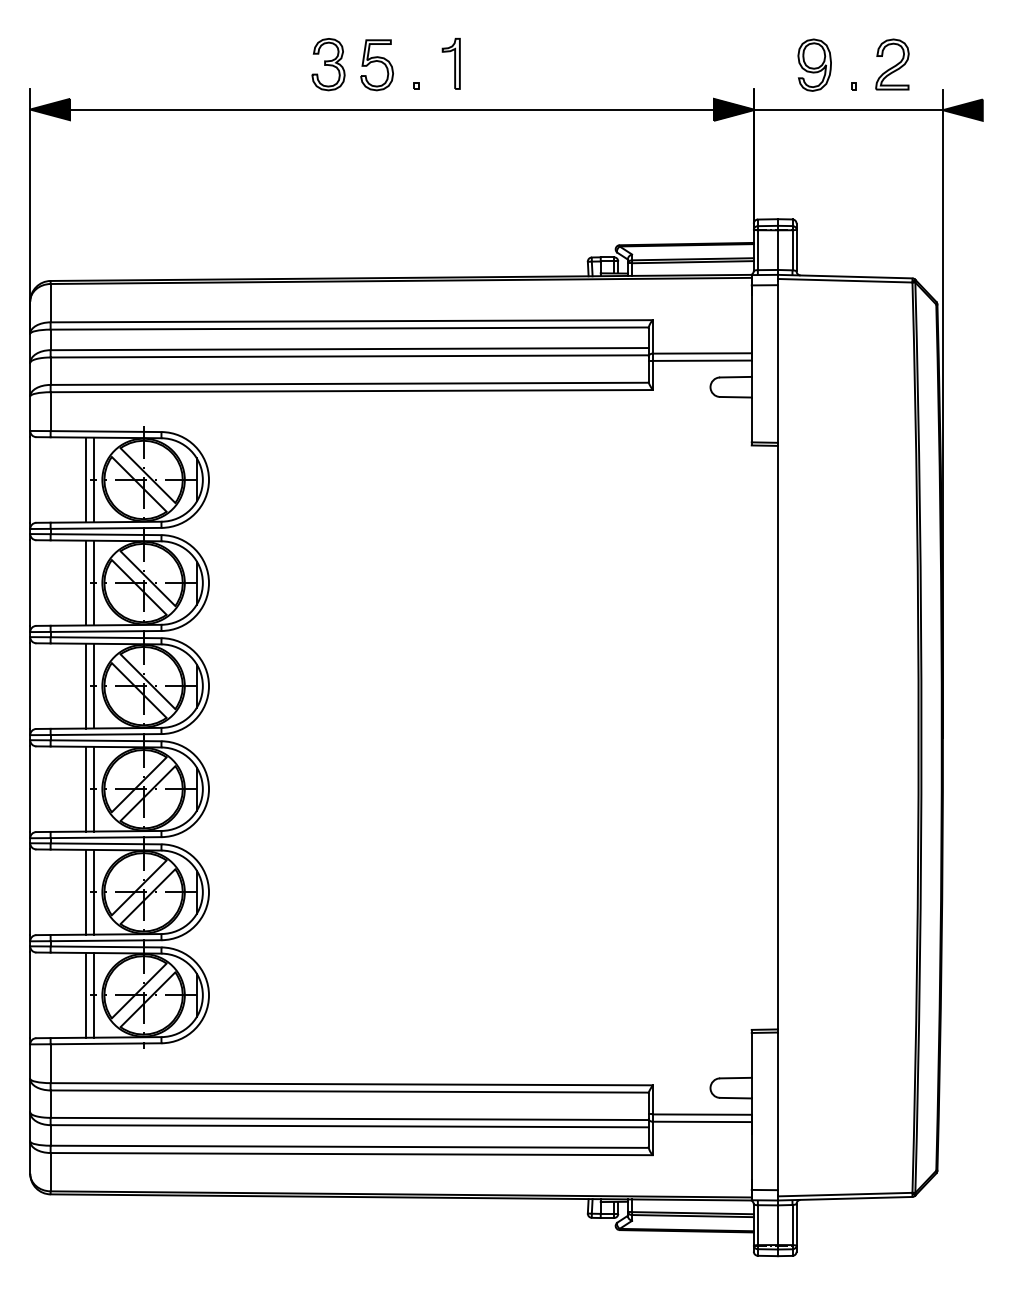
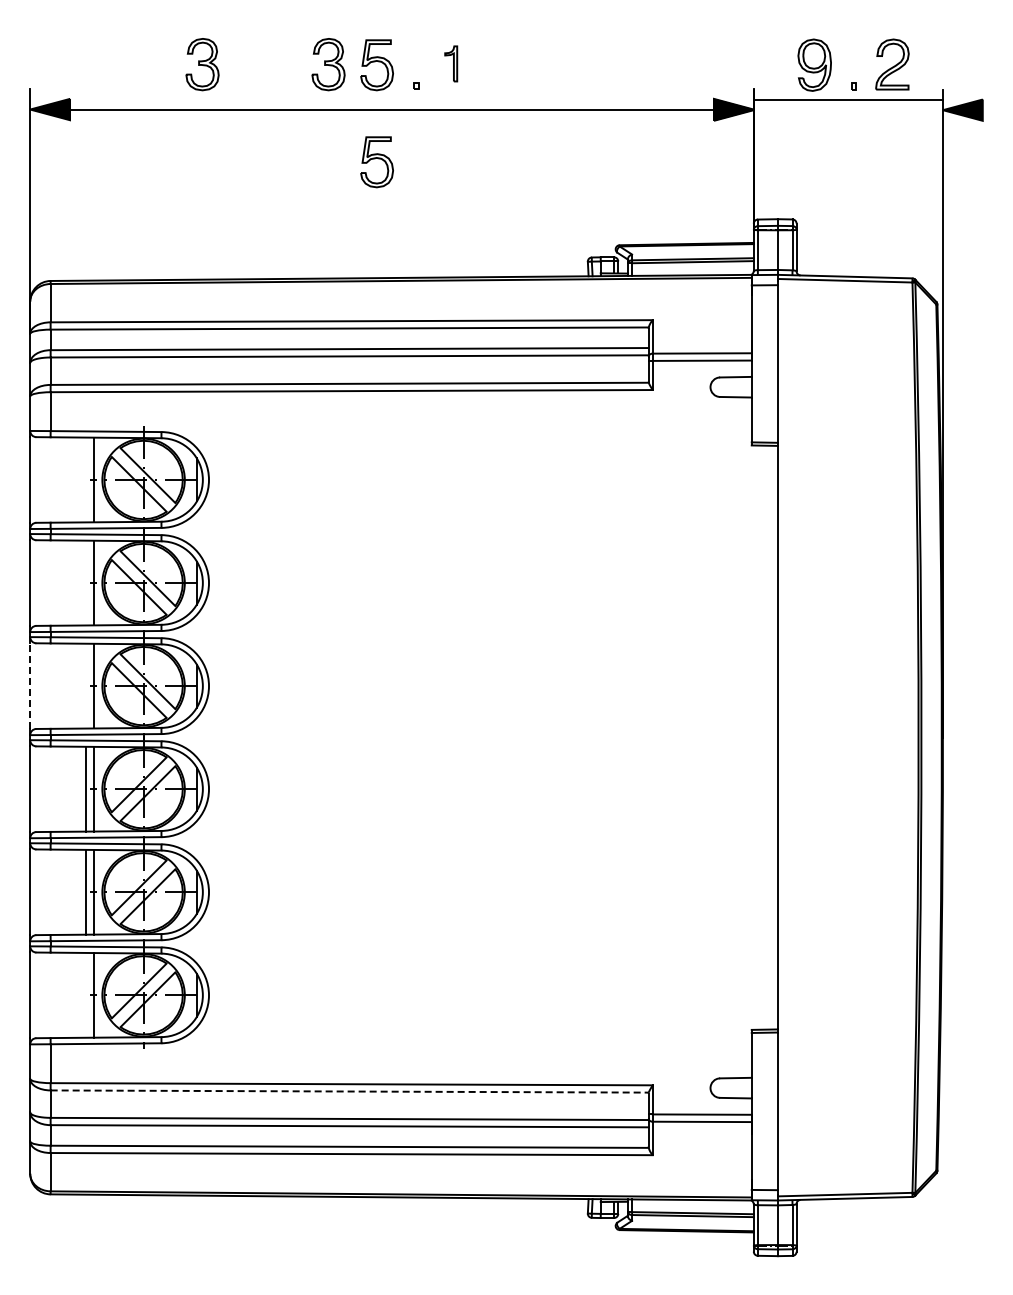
part size: 20x52 px -> 15x38 px (451, 63)
part: none -> present (202, 64)
line position: (847, 110) -> (847, 100) (847, 100)
part: none -> present (376, 162)
line: present -> none (85, 479)
line: present -> none (85, 582)
line: present -> none (85, 685)
line: solid -> dashed (30, 686)
line: present -> none (85, 994)
line: solid -> dashed (350, 1091)
